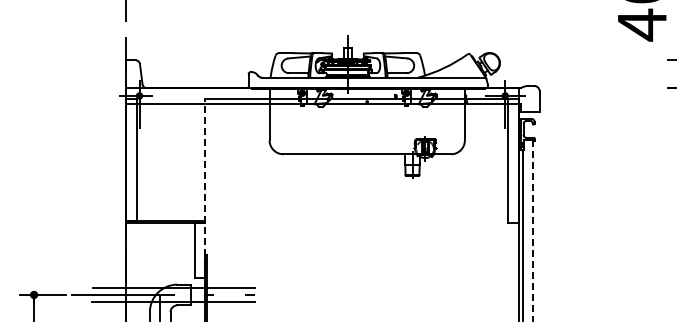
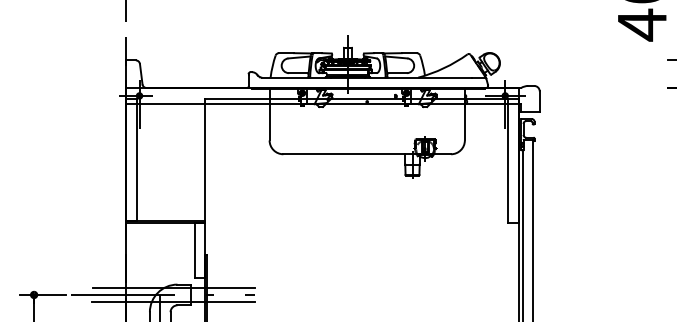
line: dashed -> solid (205, 187)
line: dashed -> solid (532, 230)
